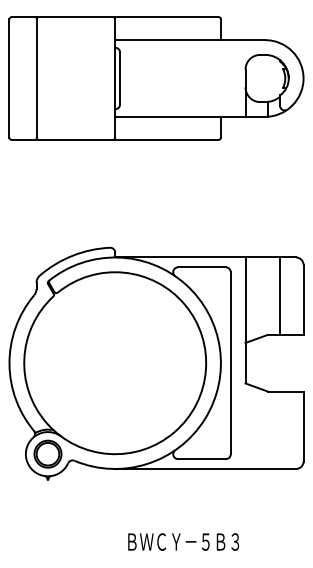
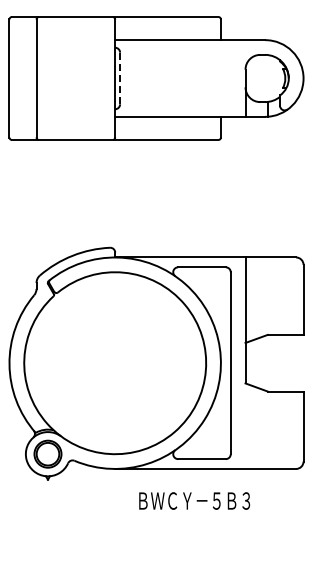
line: solid -> dashed (120, 78)
line: present -> none (279, 295)
text position: (183, 541) -> (194, 500) (194, 500)
